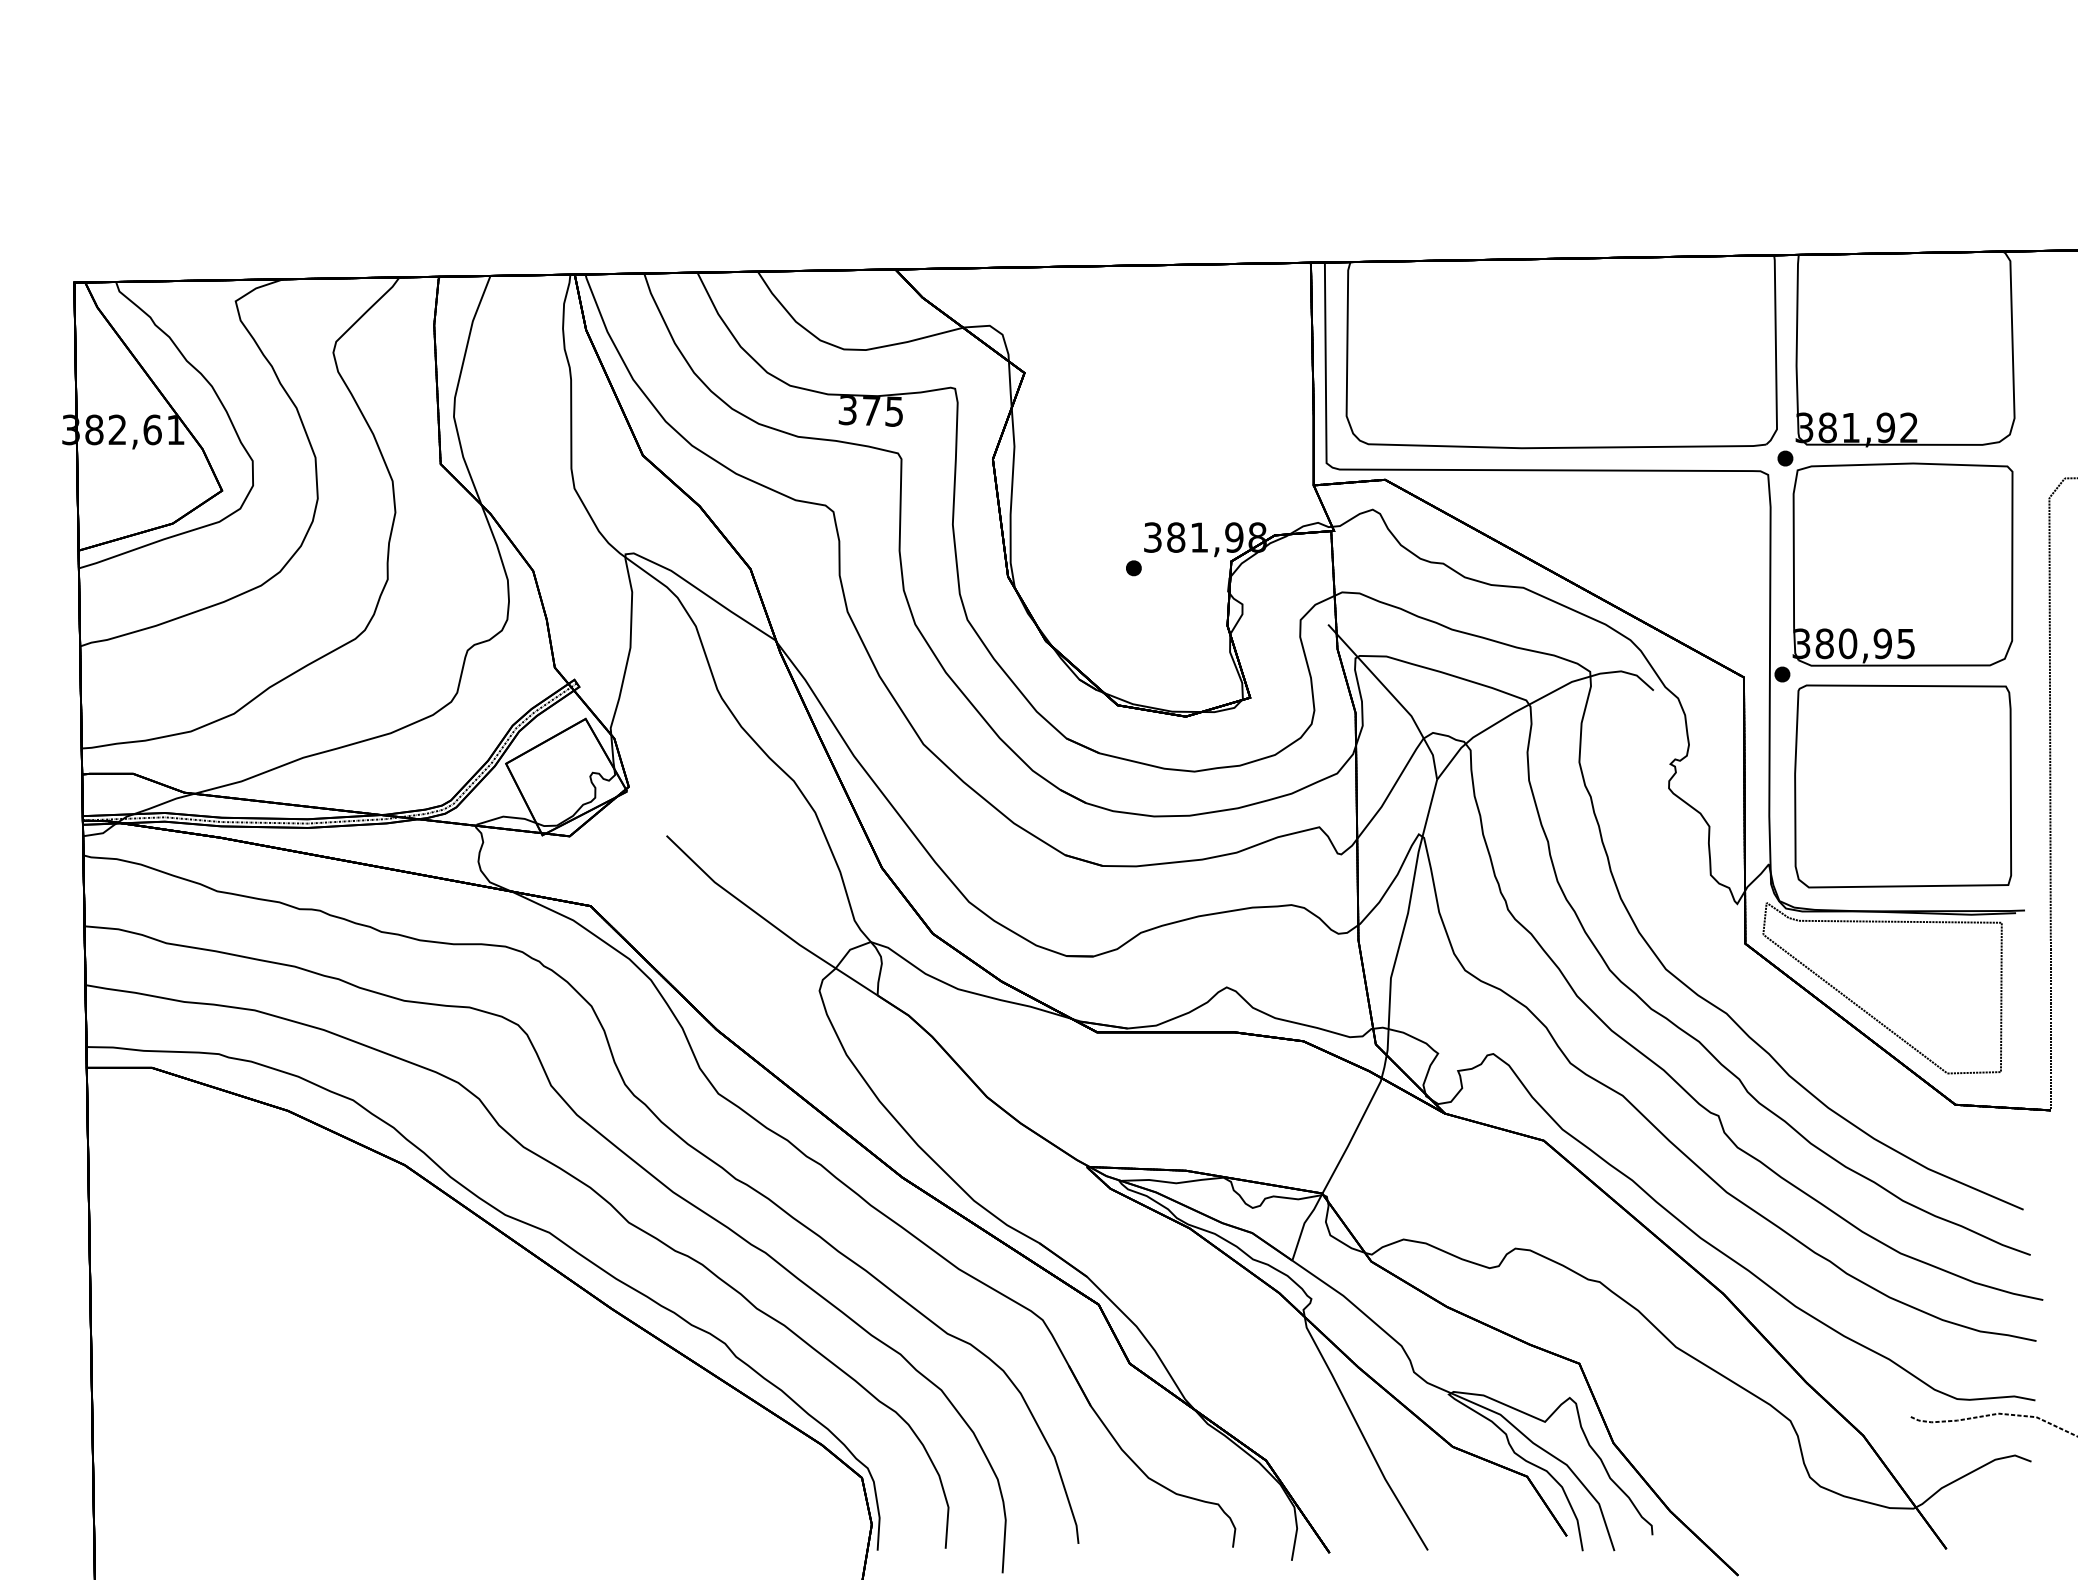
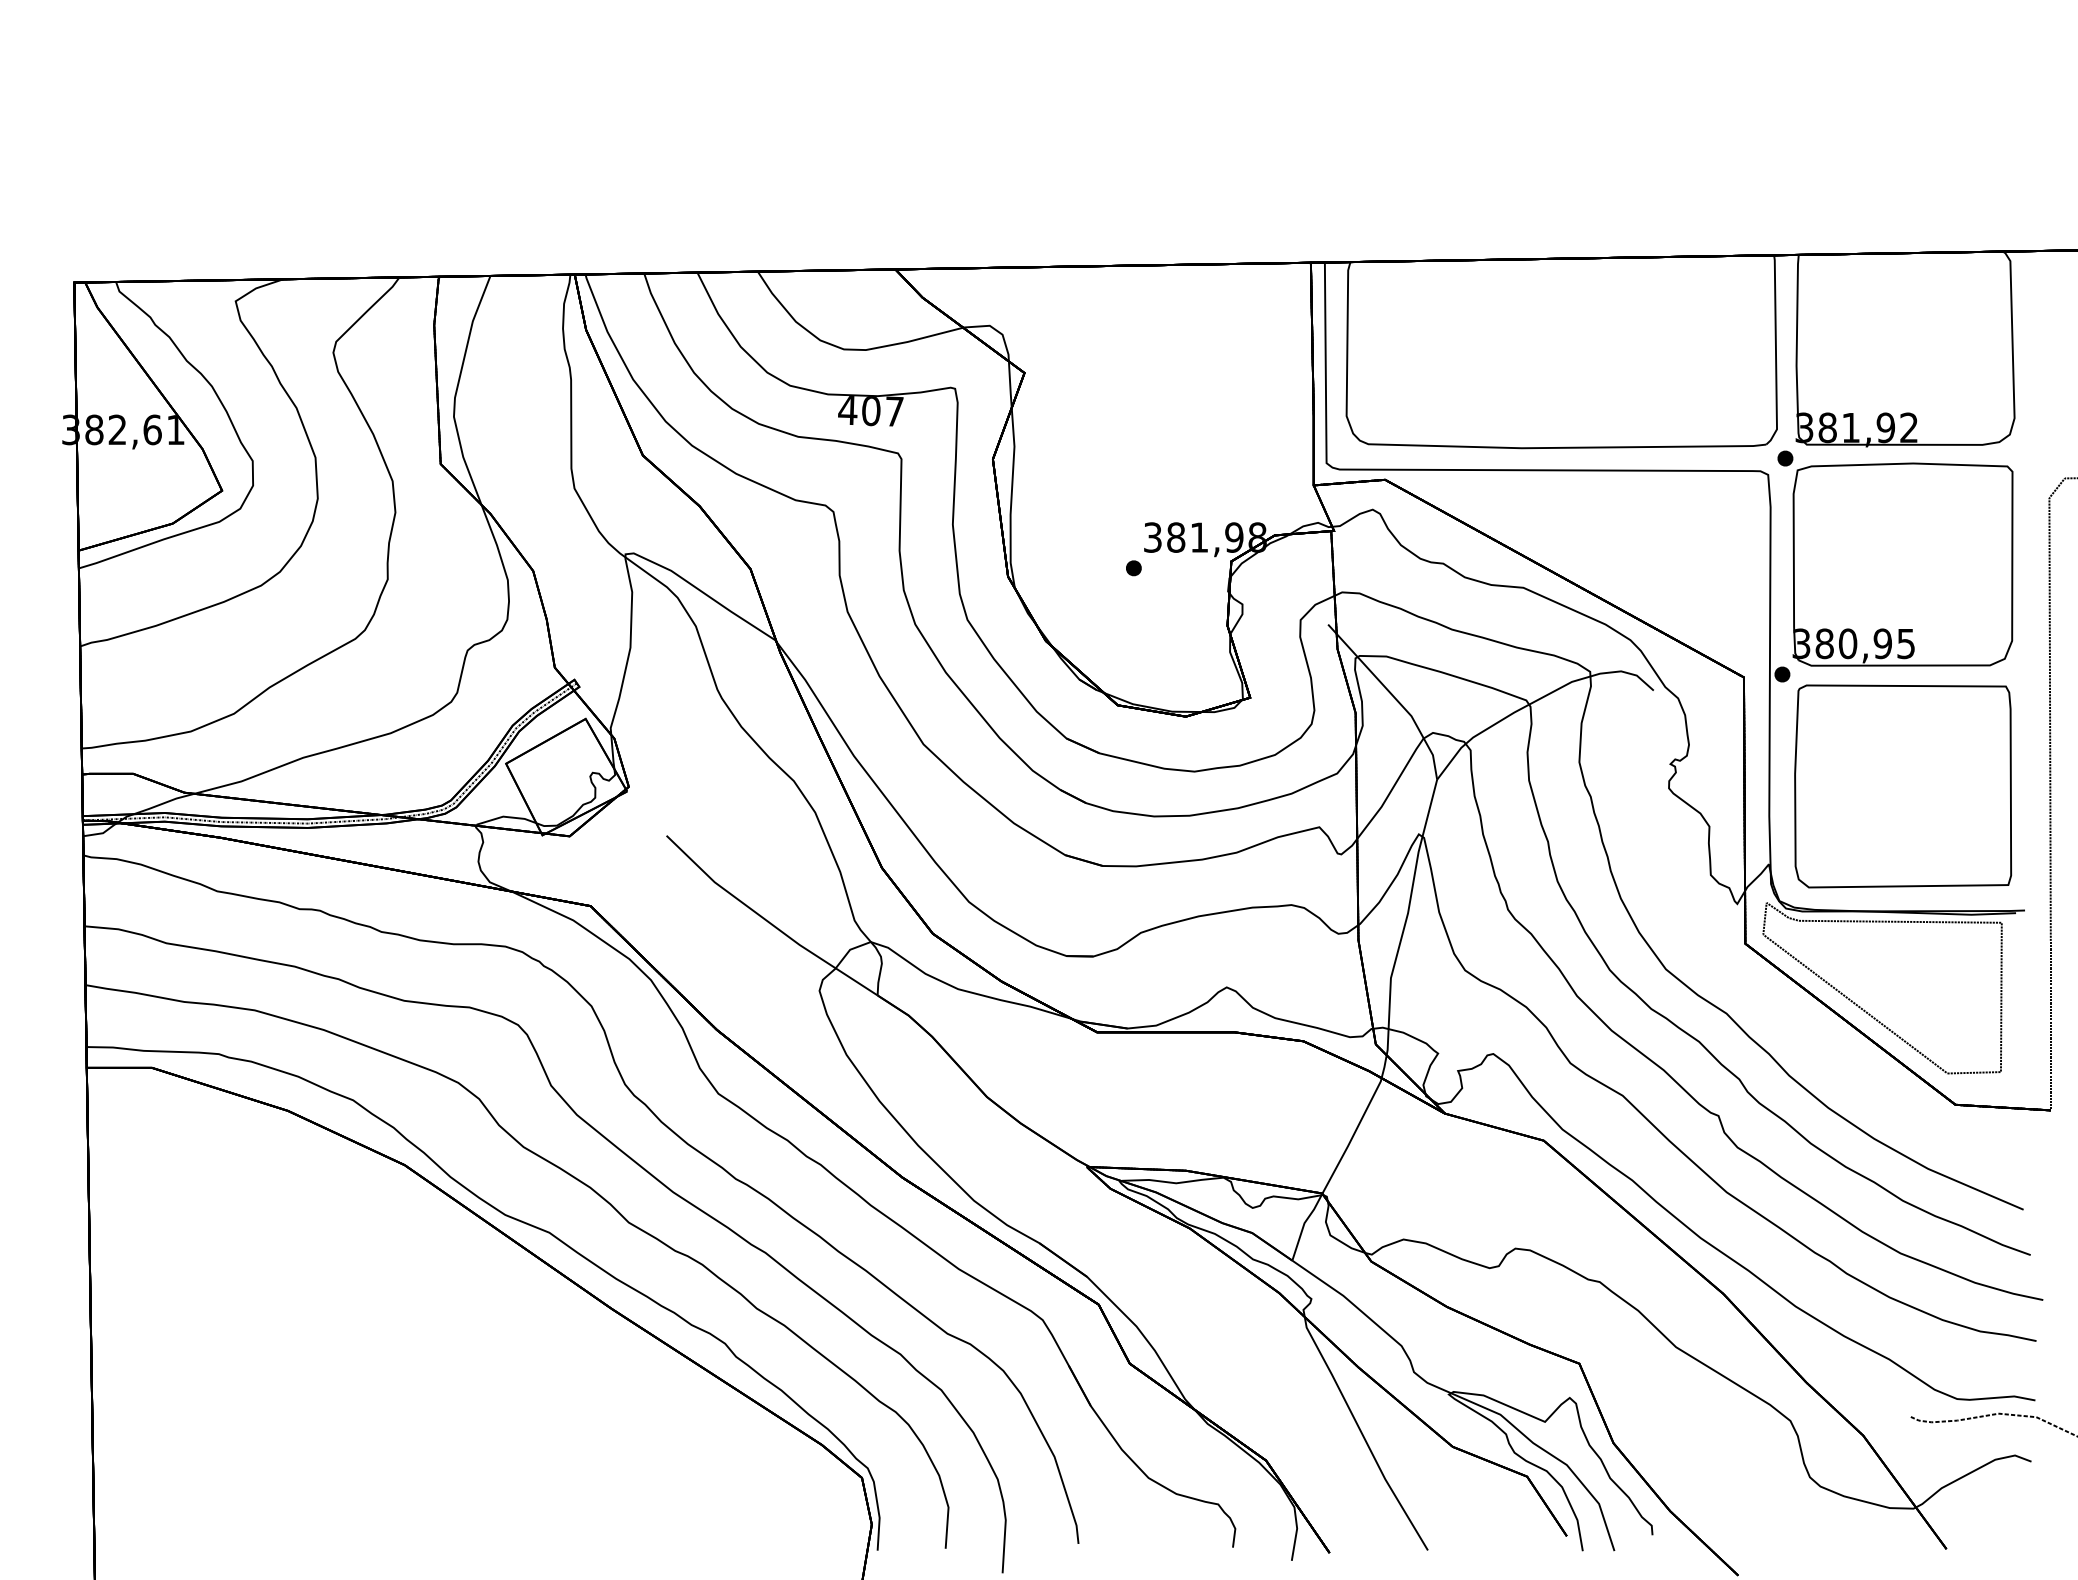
text: 375 -> 407 (870, 411)
